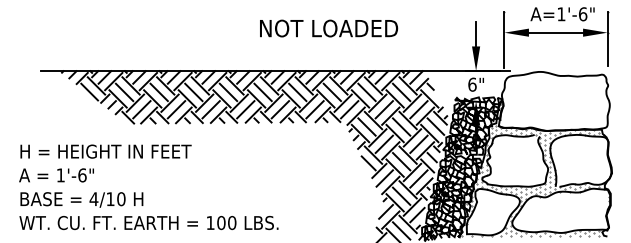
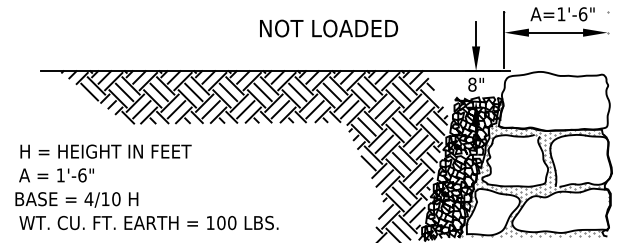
line: present -> none (607, 38)
text: 6" -> 8" (472, 84)
text position: (81, 199) -> (76, 199) (76, 199)
